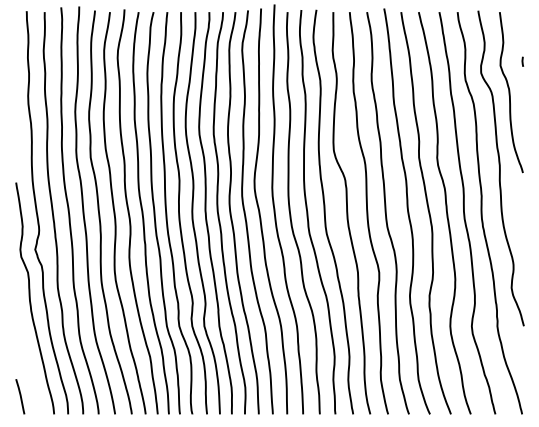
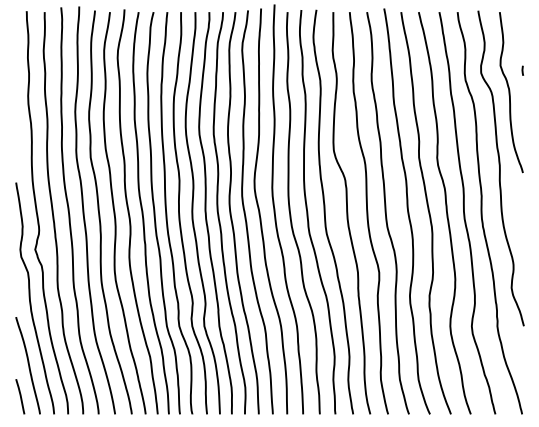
line position: (522, 61) -> (522, 70) (522, 70)
curve: none -> present (28, 365)
